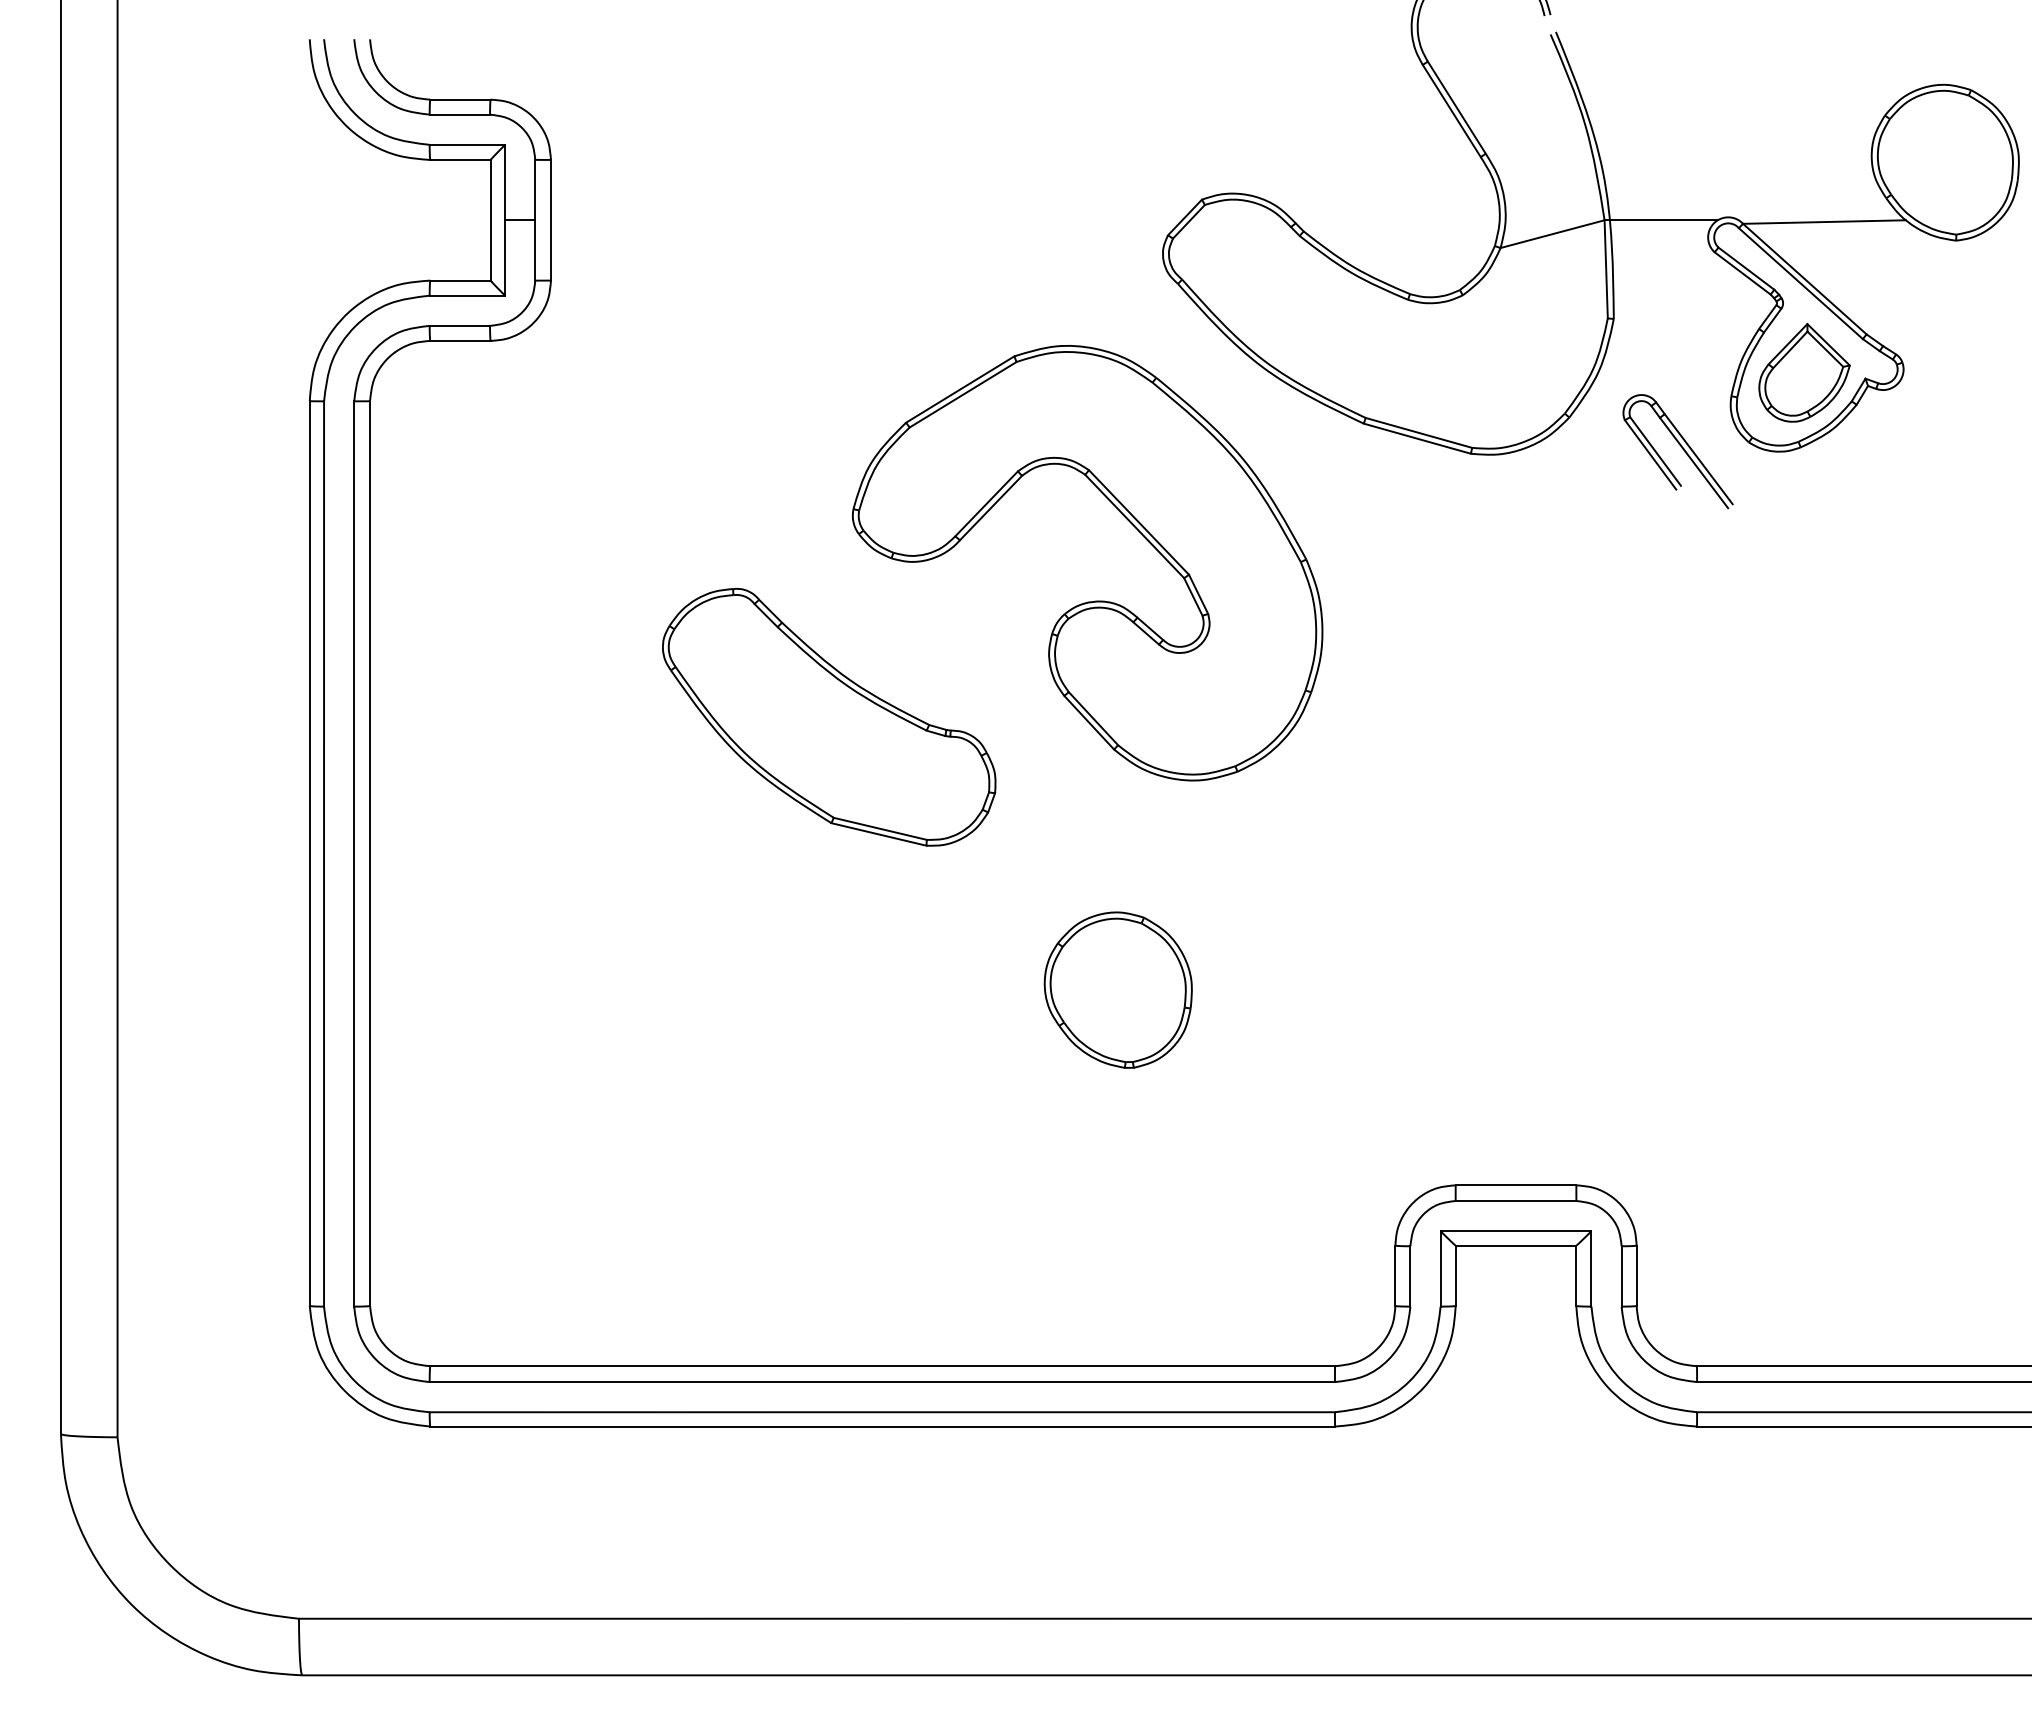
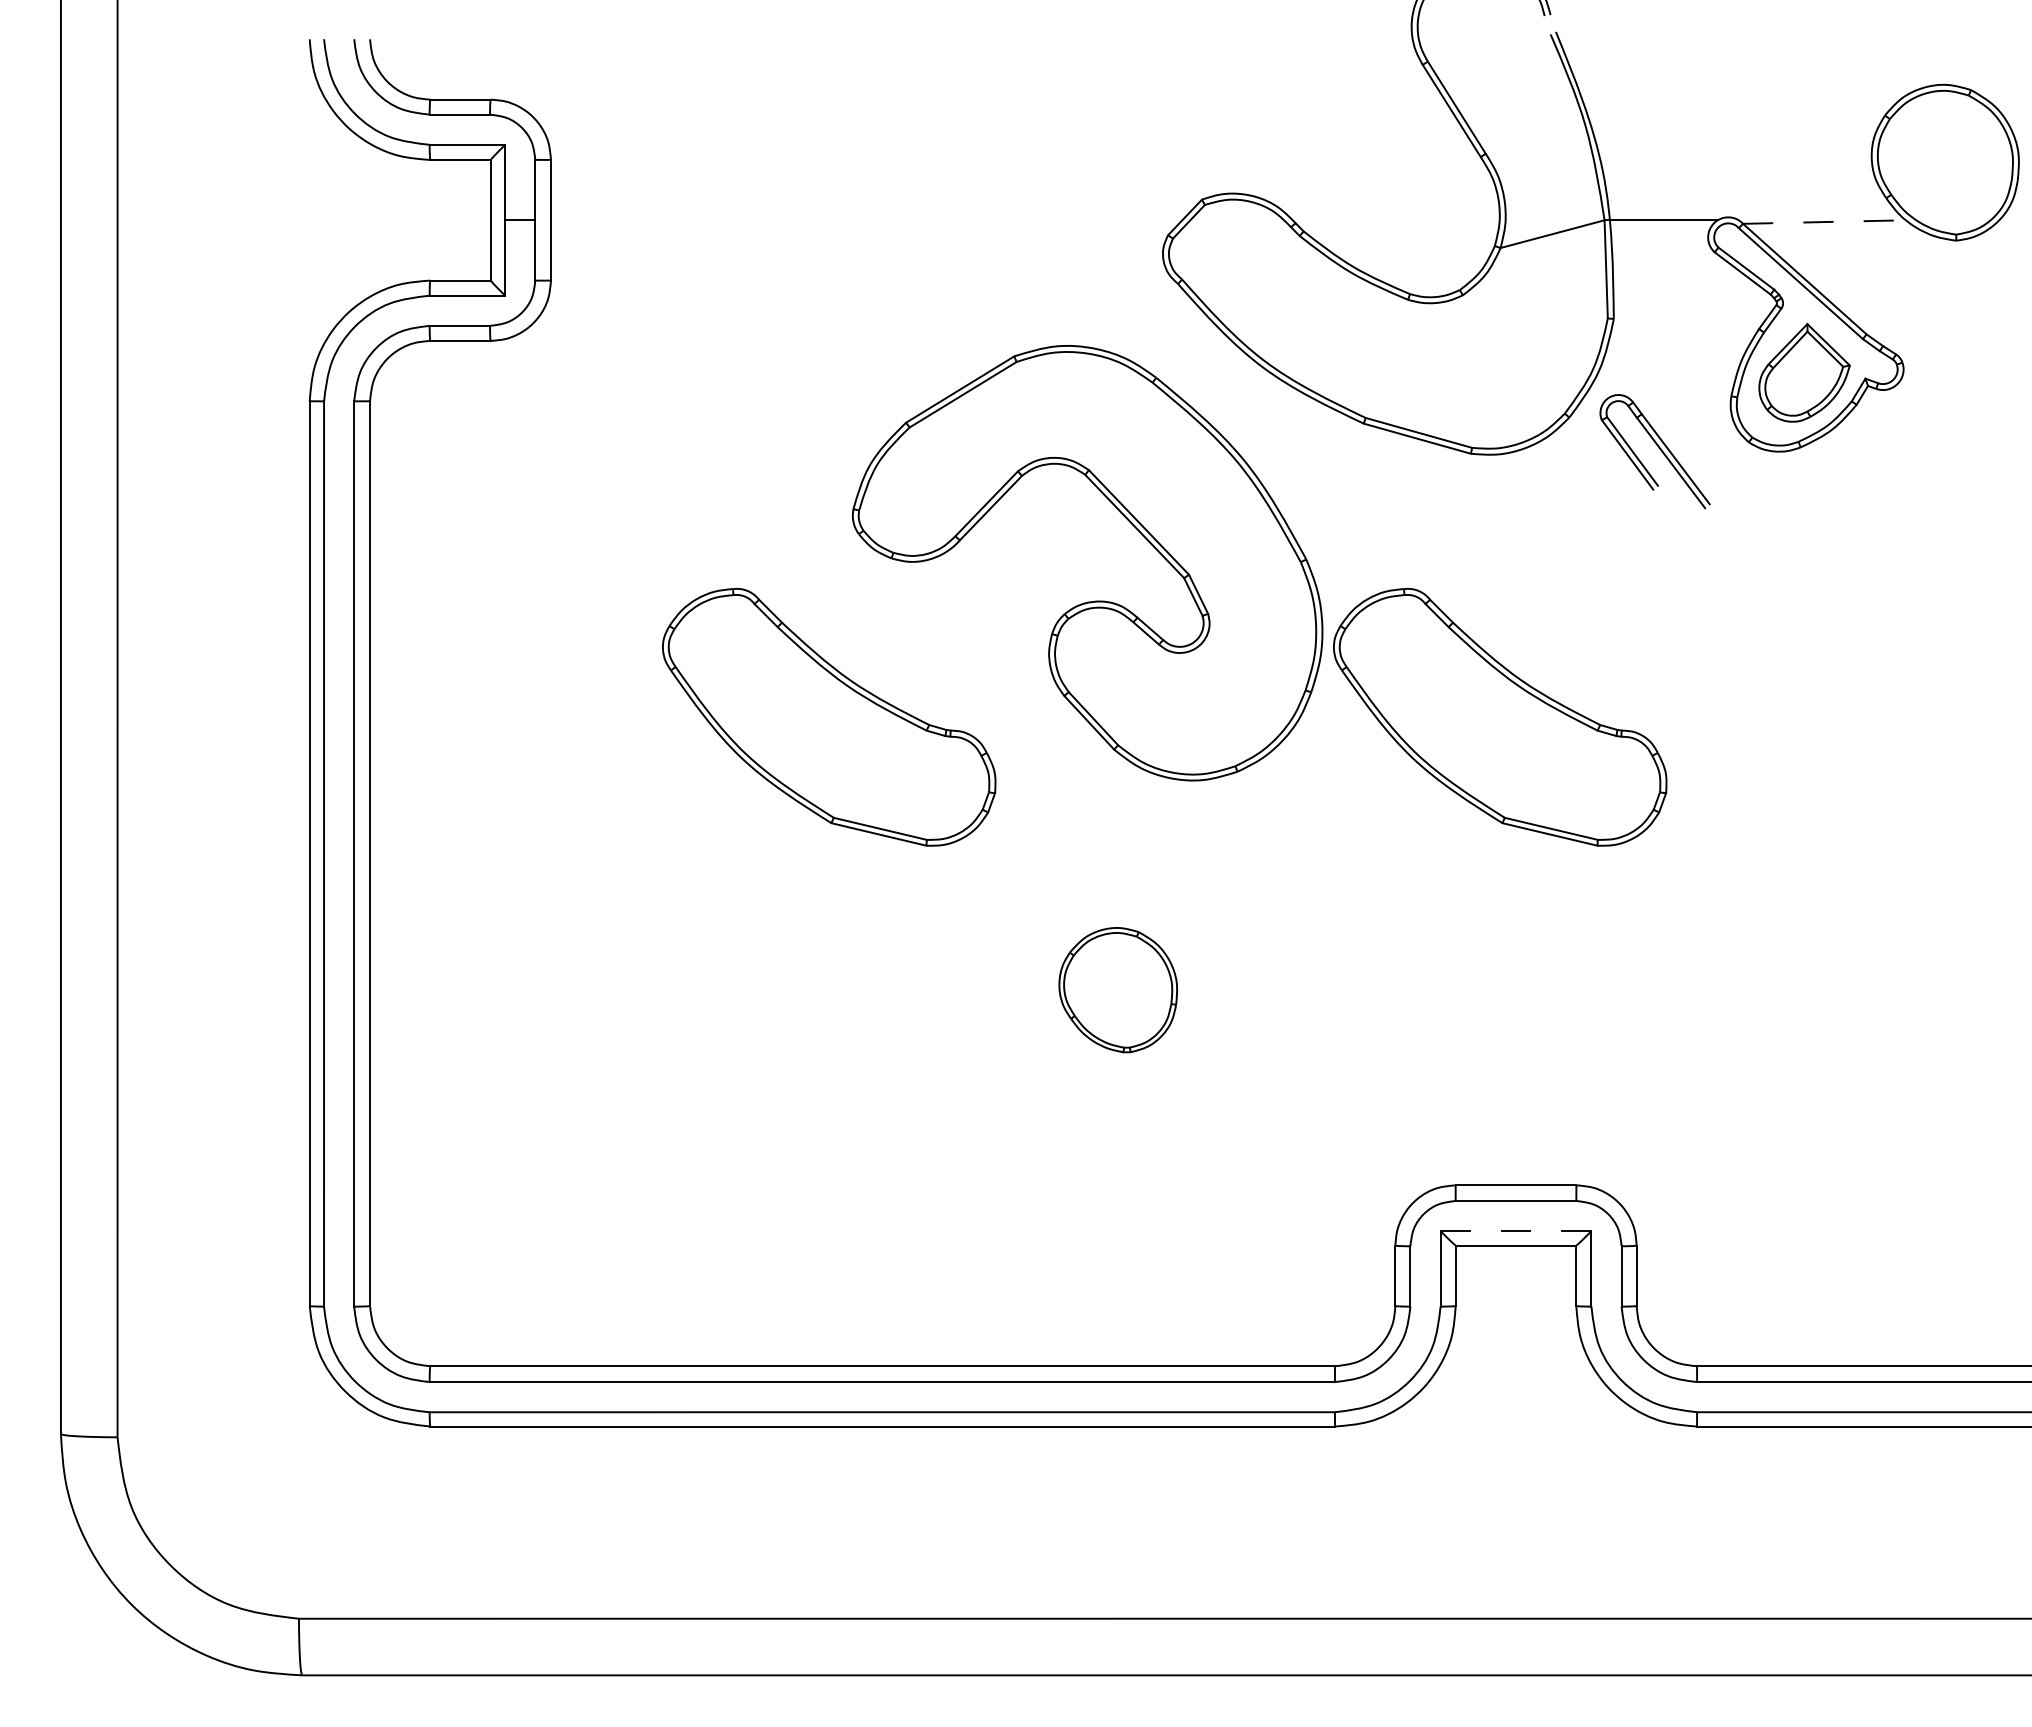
line: solid -> dashed (1824, 222)
part position: (1677, 451) -> (1654, 451) (1654, 451)
part: none -> present (1500, 717)
part size: 150x158 px -> 120x127 px (1117, 990)
line: solid -> dashed (1516, 1231)
